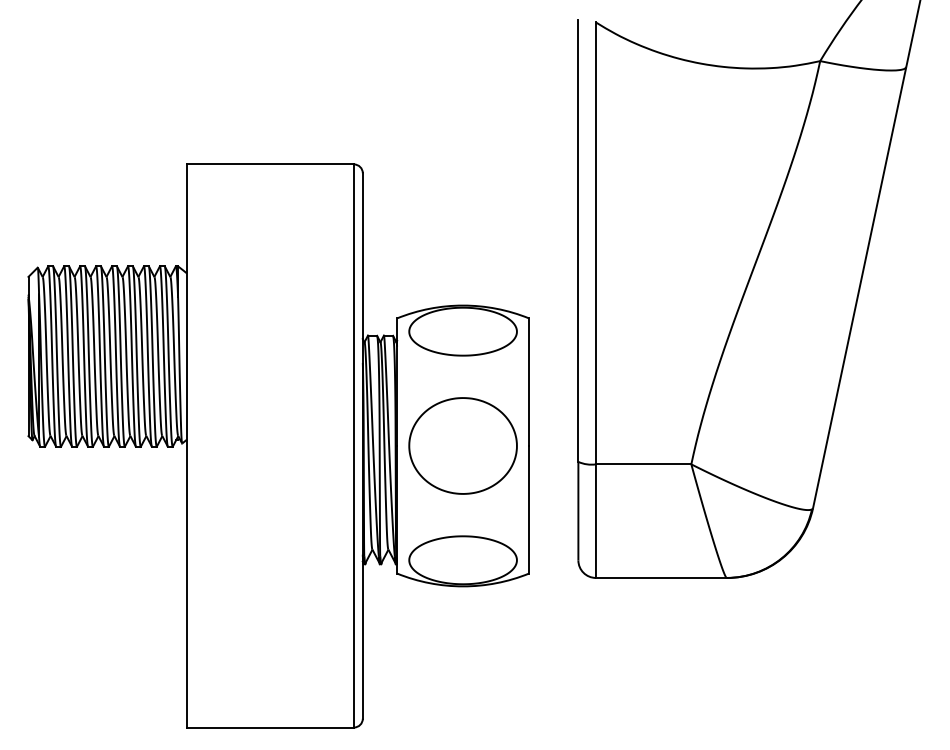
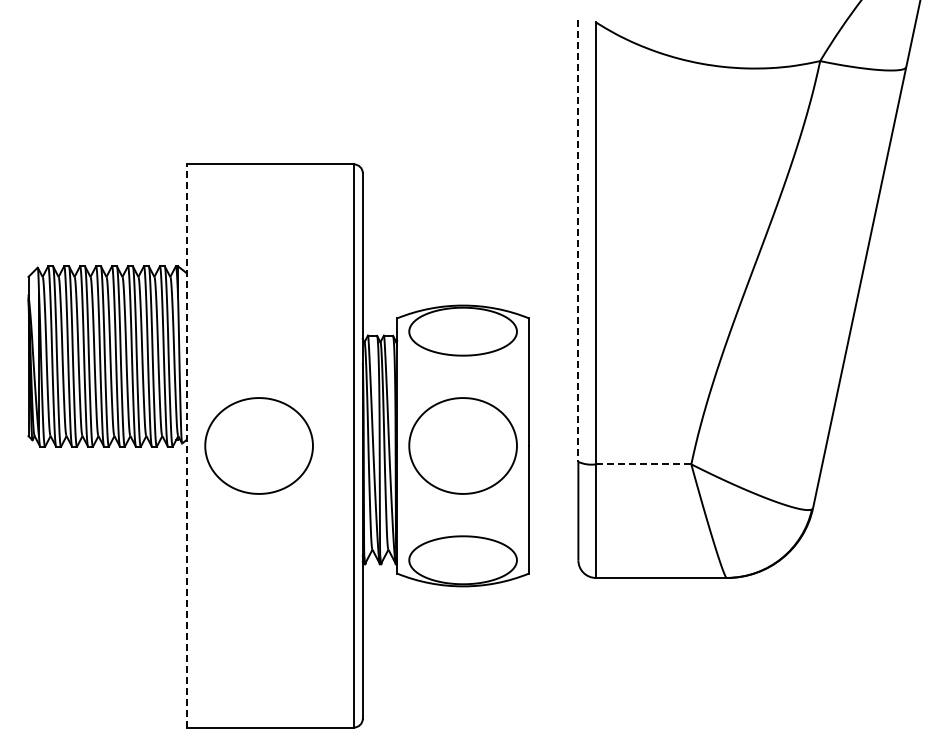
line: solid -> dashed (578, 240)
line: solid -> dashed (186, 445)
part: none -> present (258, 445)
line: solid -> dashed (643, 464)
